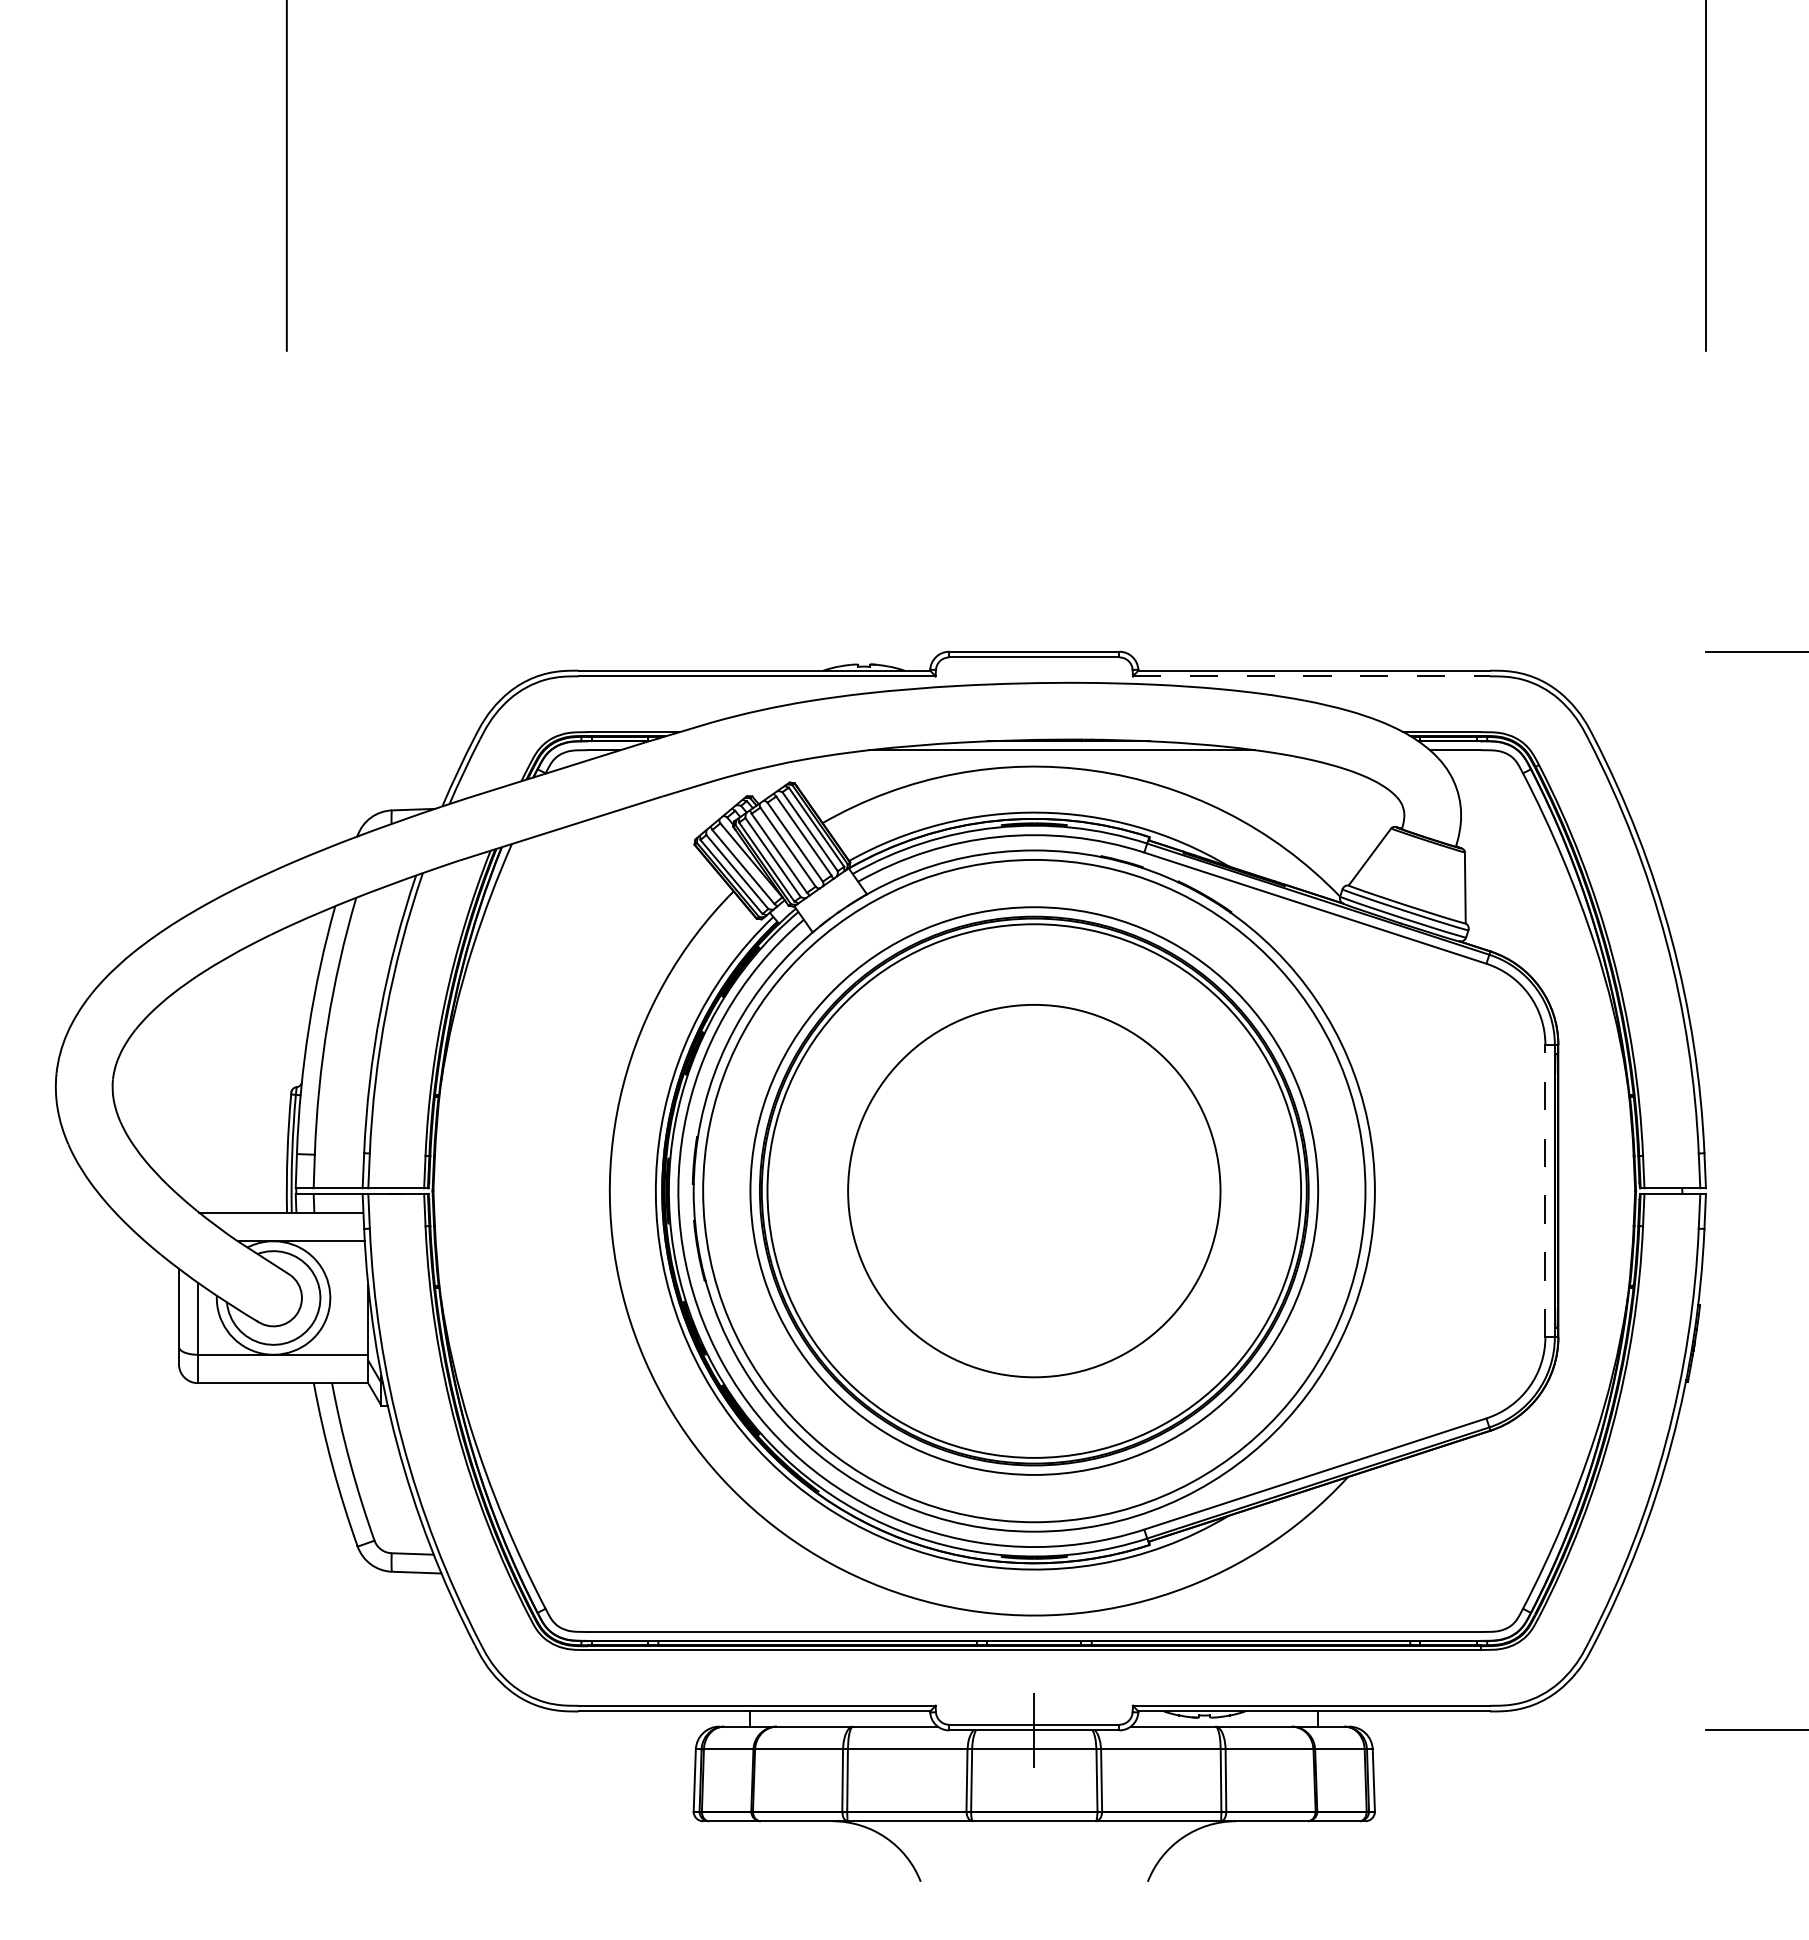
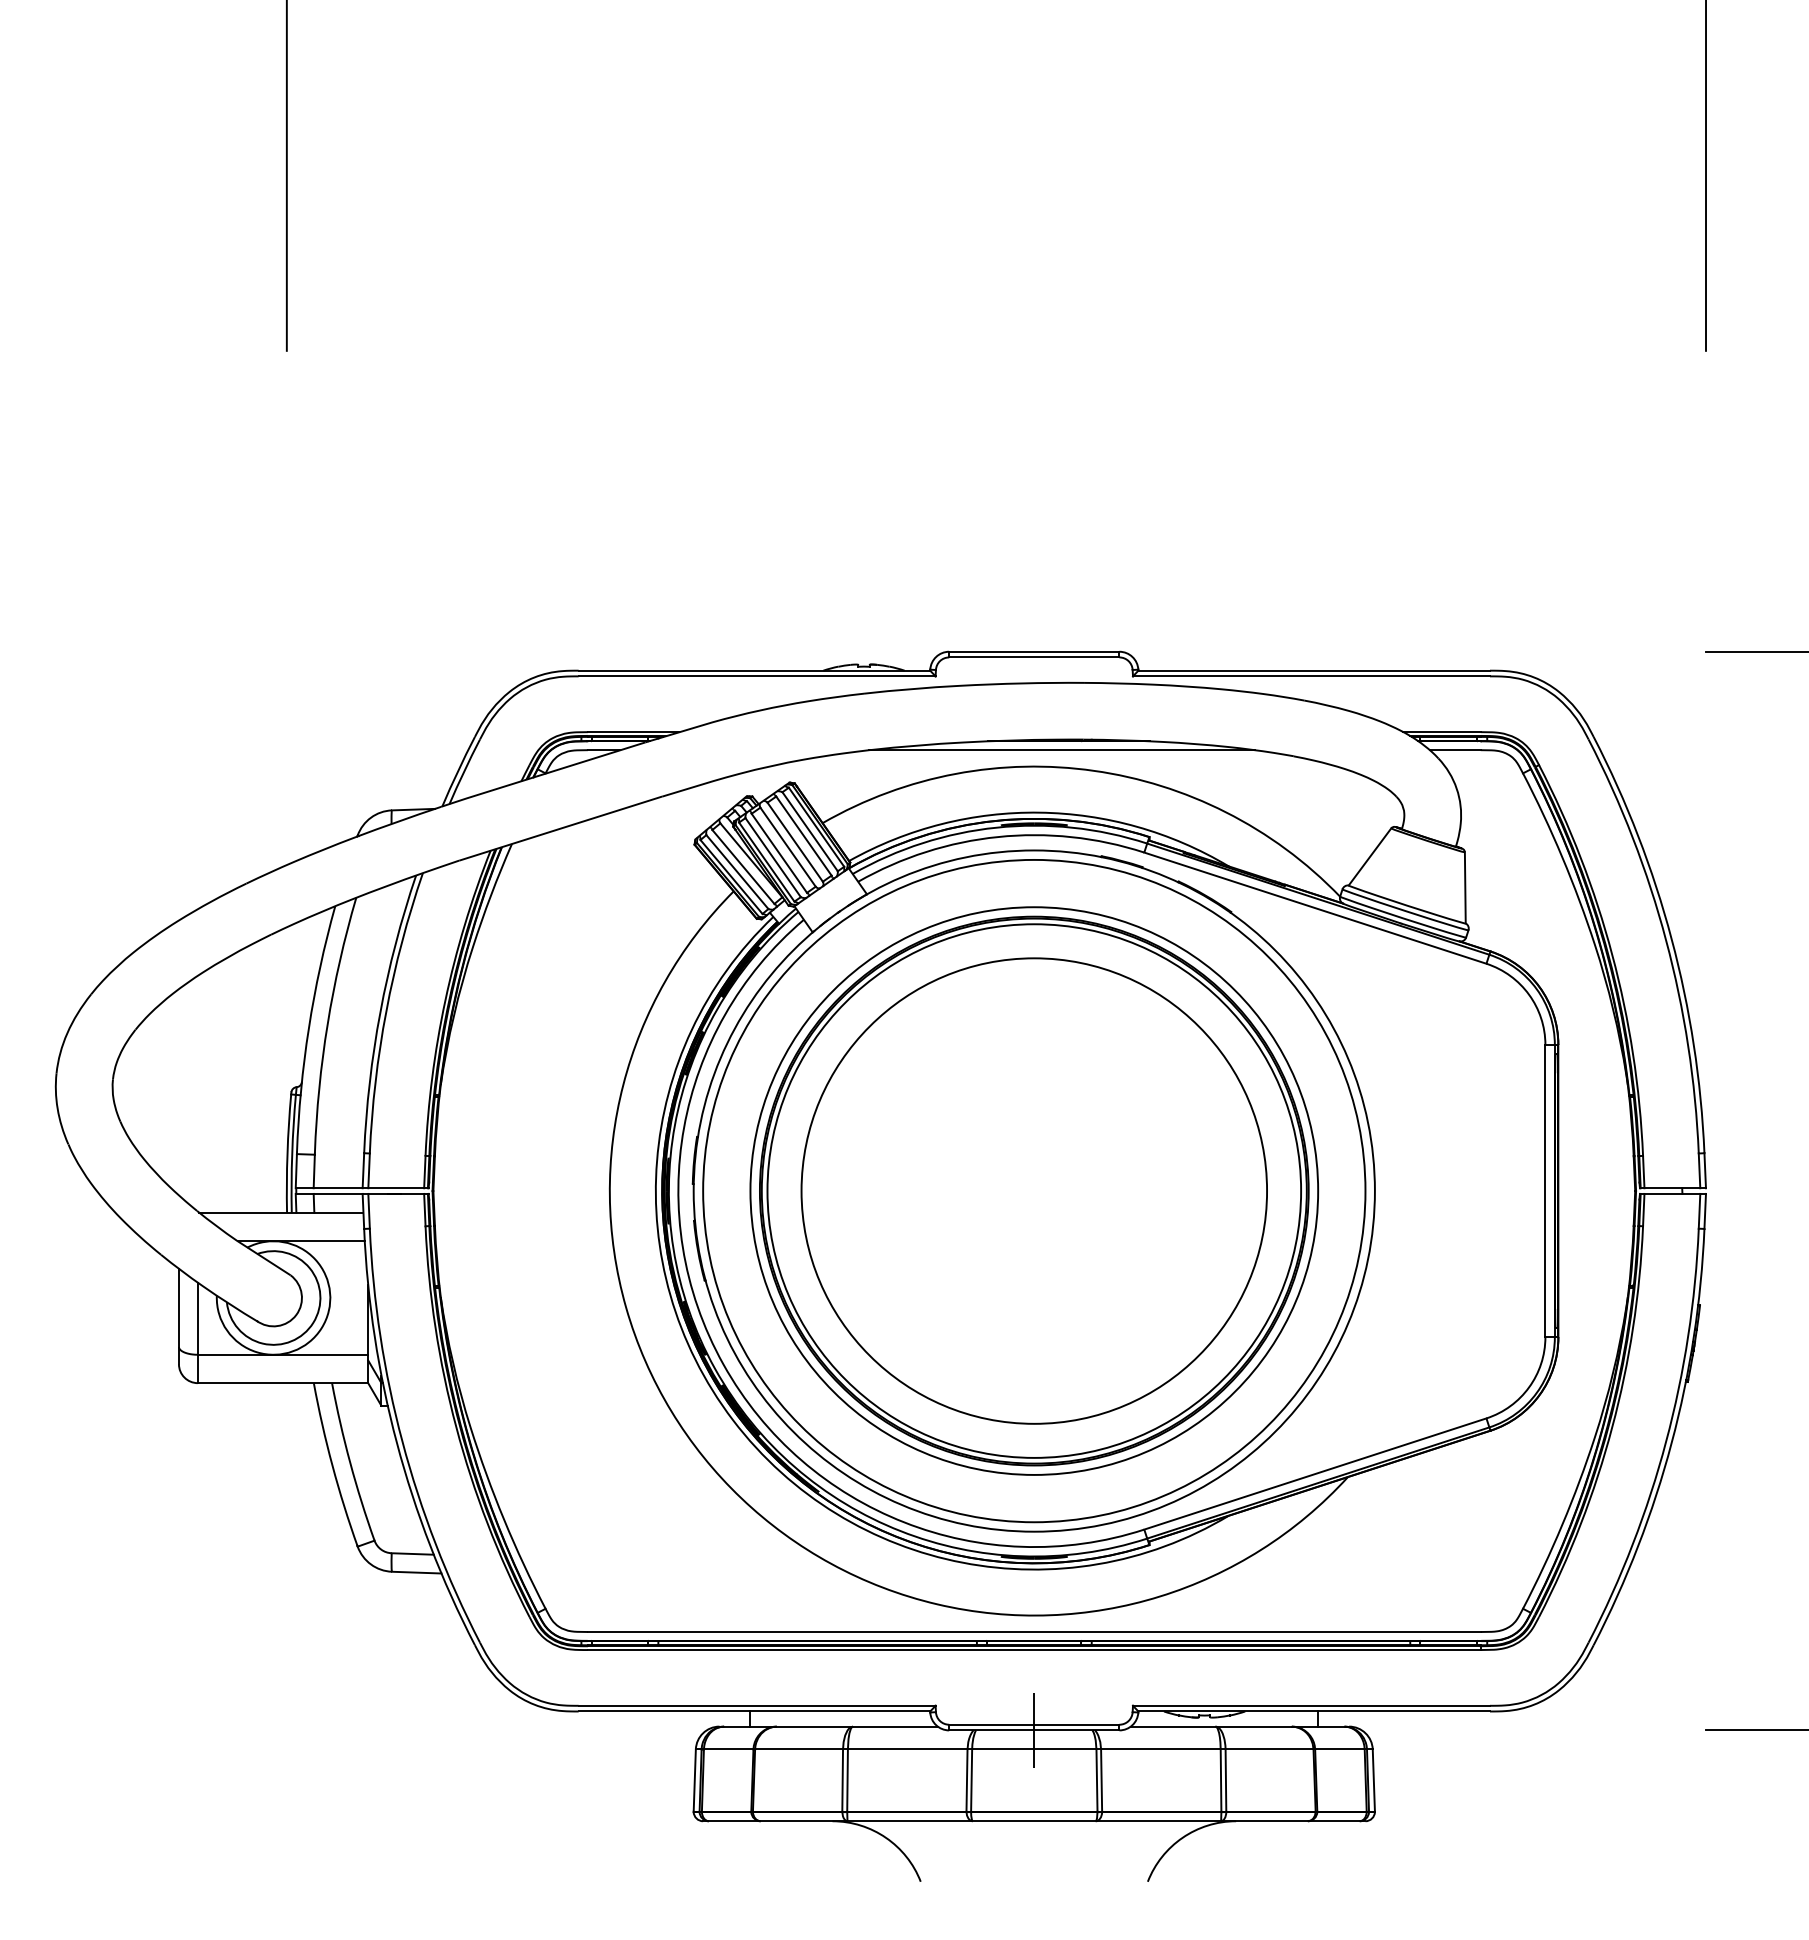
line: dashed -> solid (1311, 676)
circle diameter: 372 px -> 466 px (1034, 1190)
line: dashed -> solid (1545, 1190)
